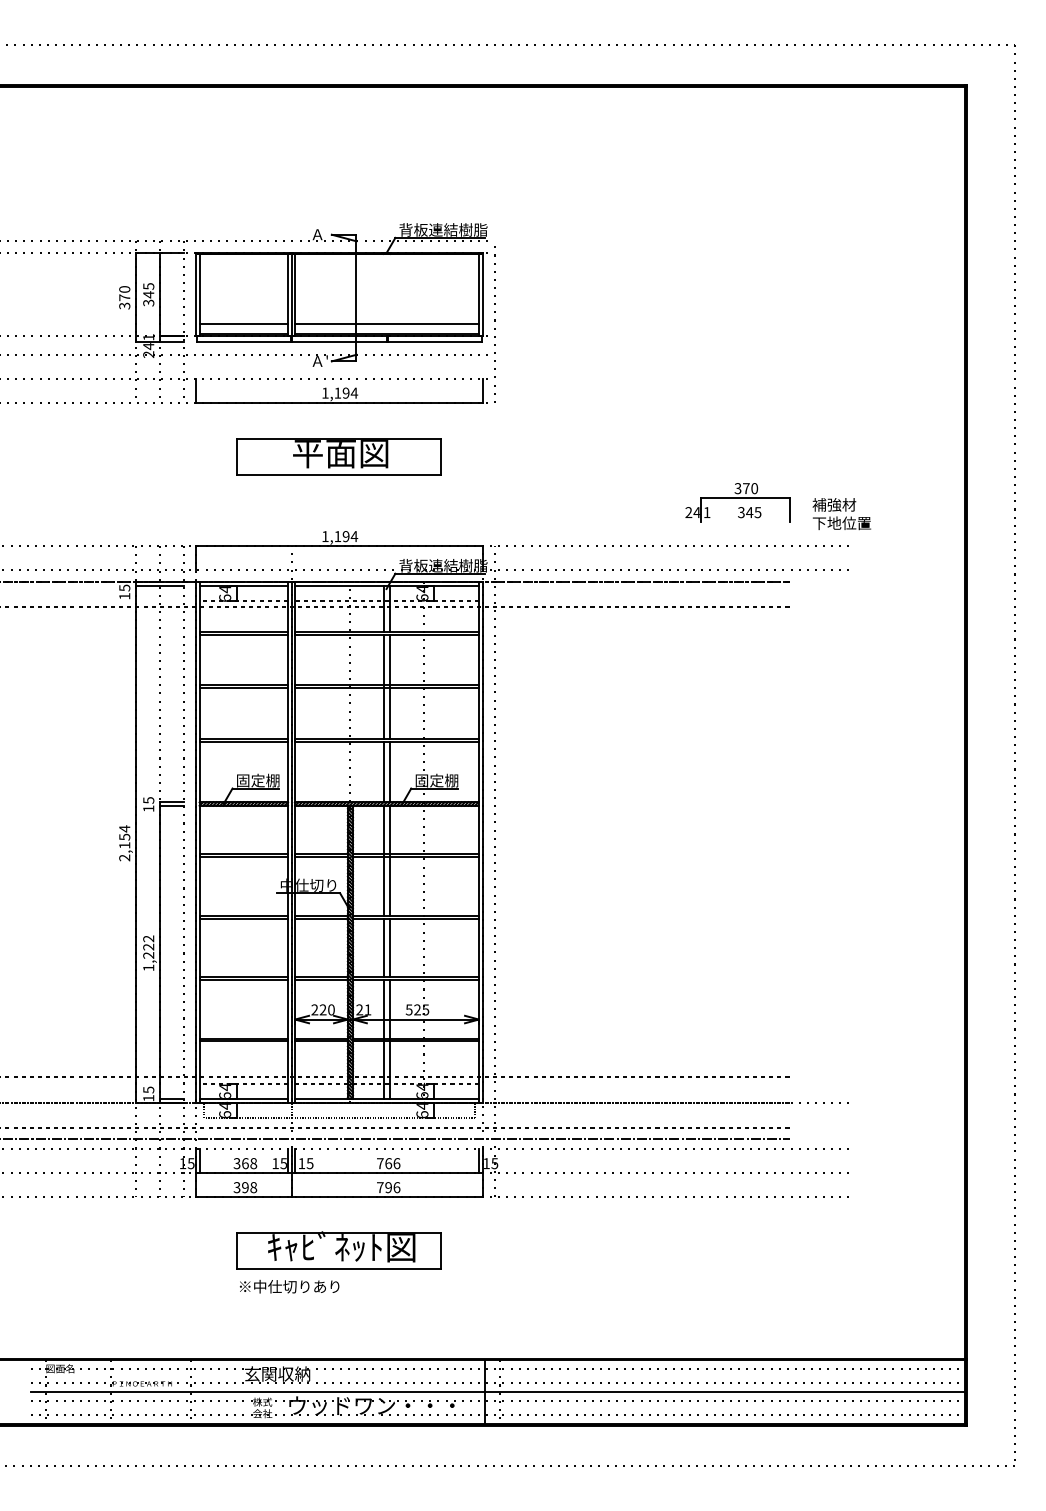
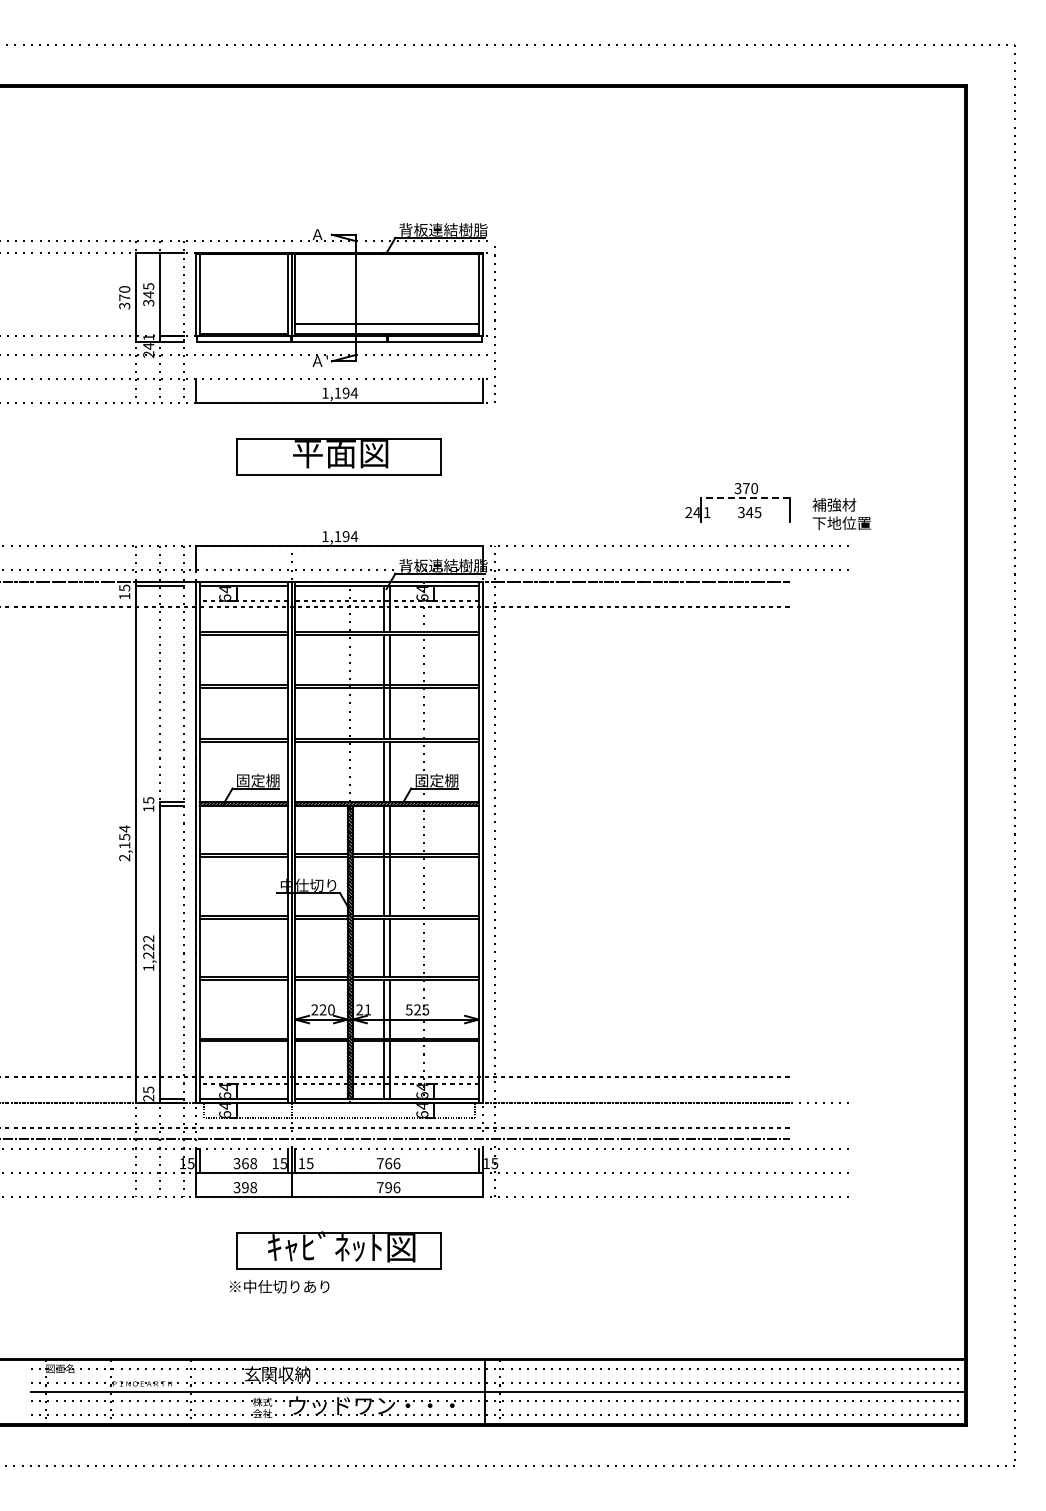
line: present -> none (243, 323)
line: solid -> dashed (744, 498)
text: 15 -> 25 (148, 1097)
text position: (289, 1286) -> (279, 1286) (279, 1286)
